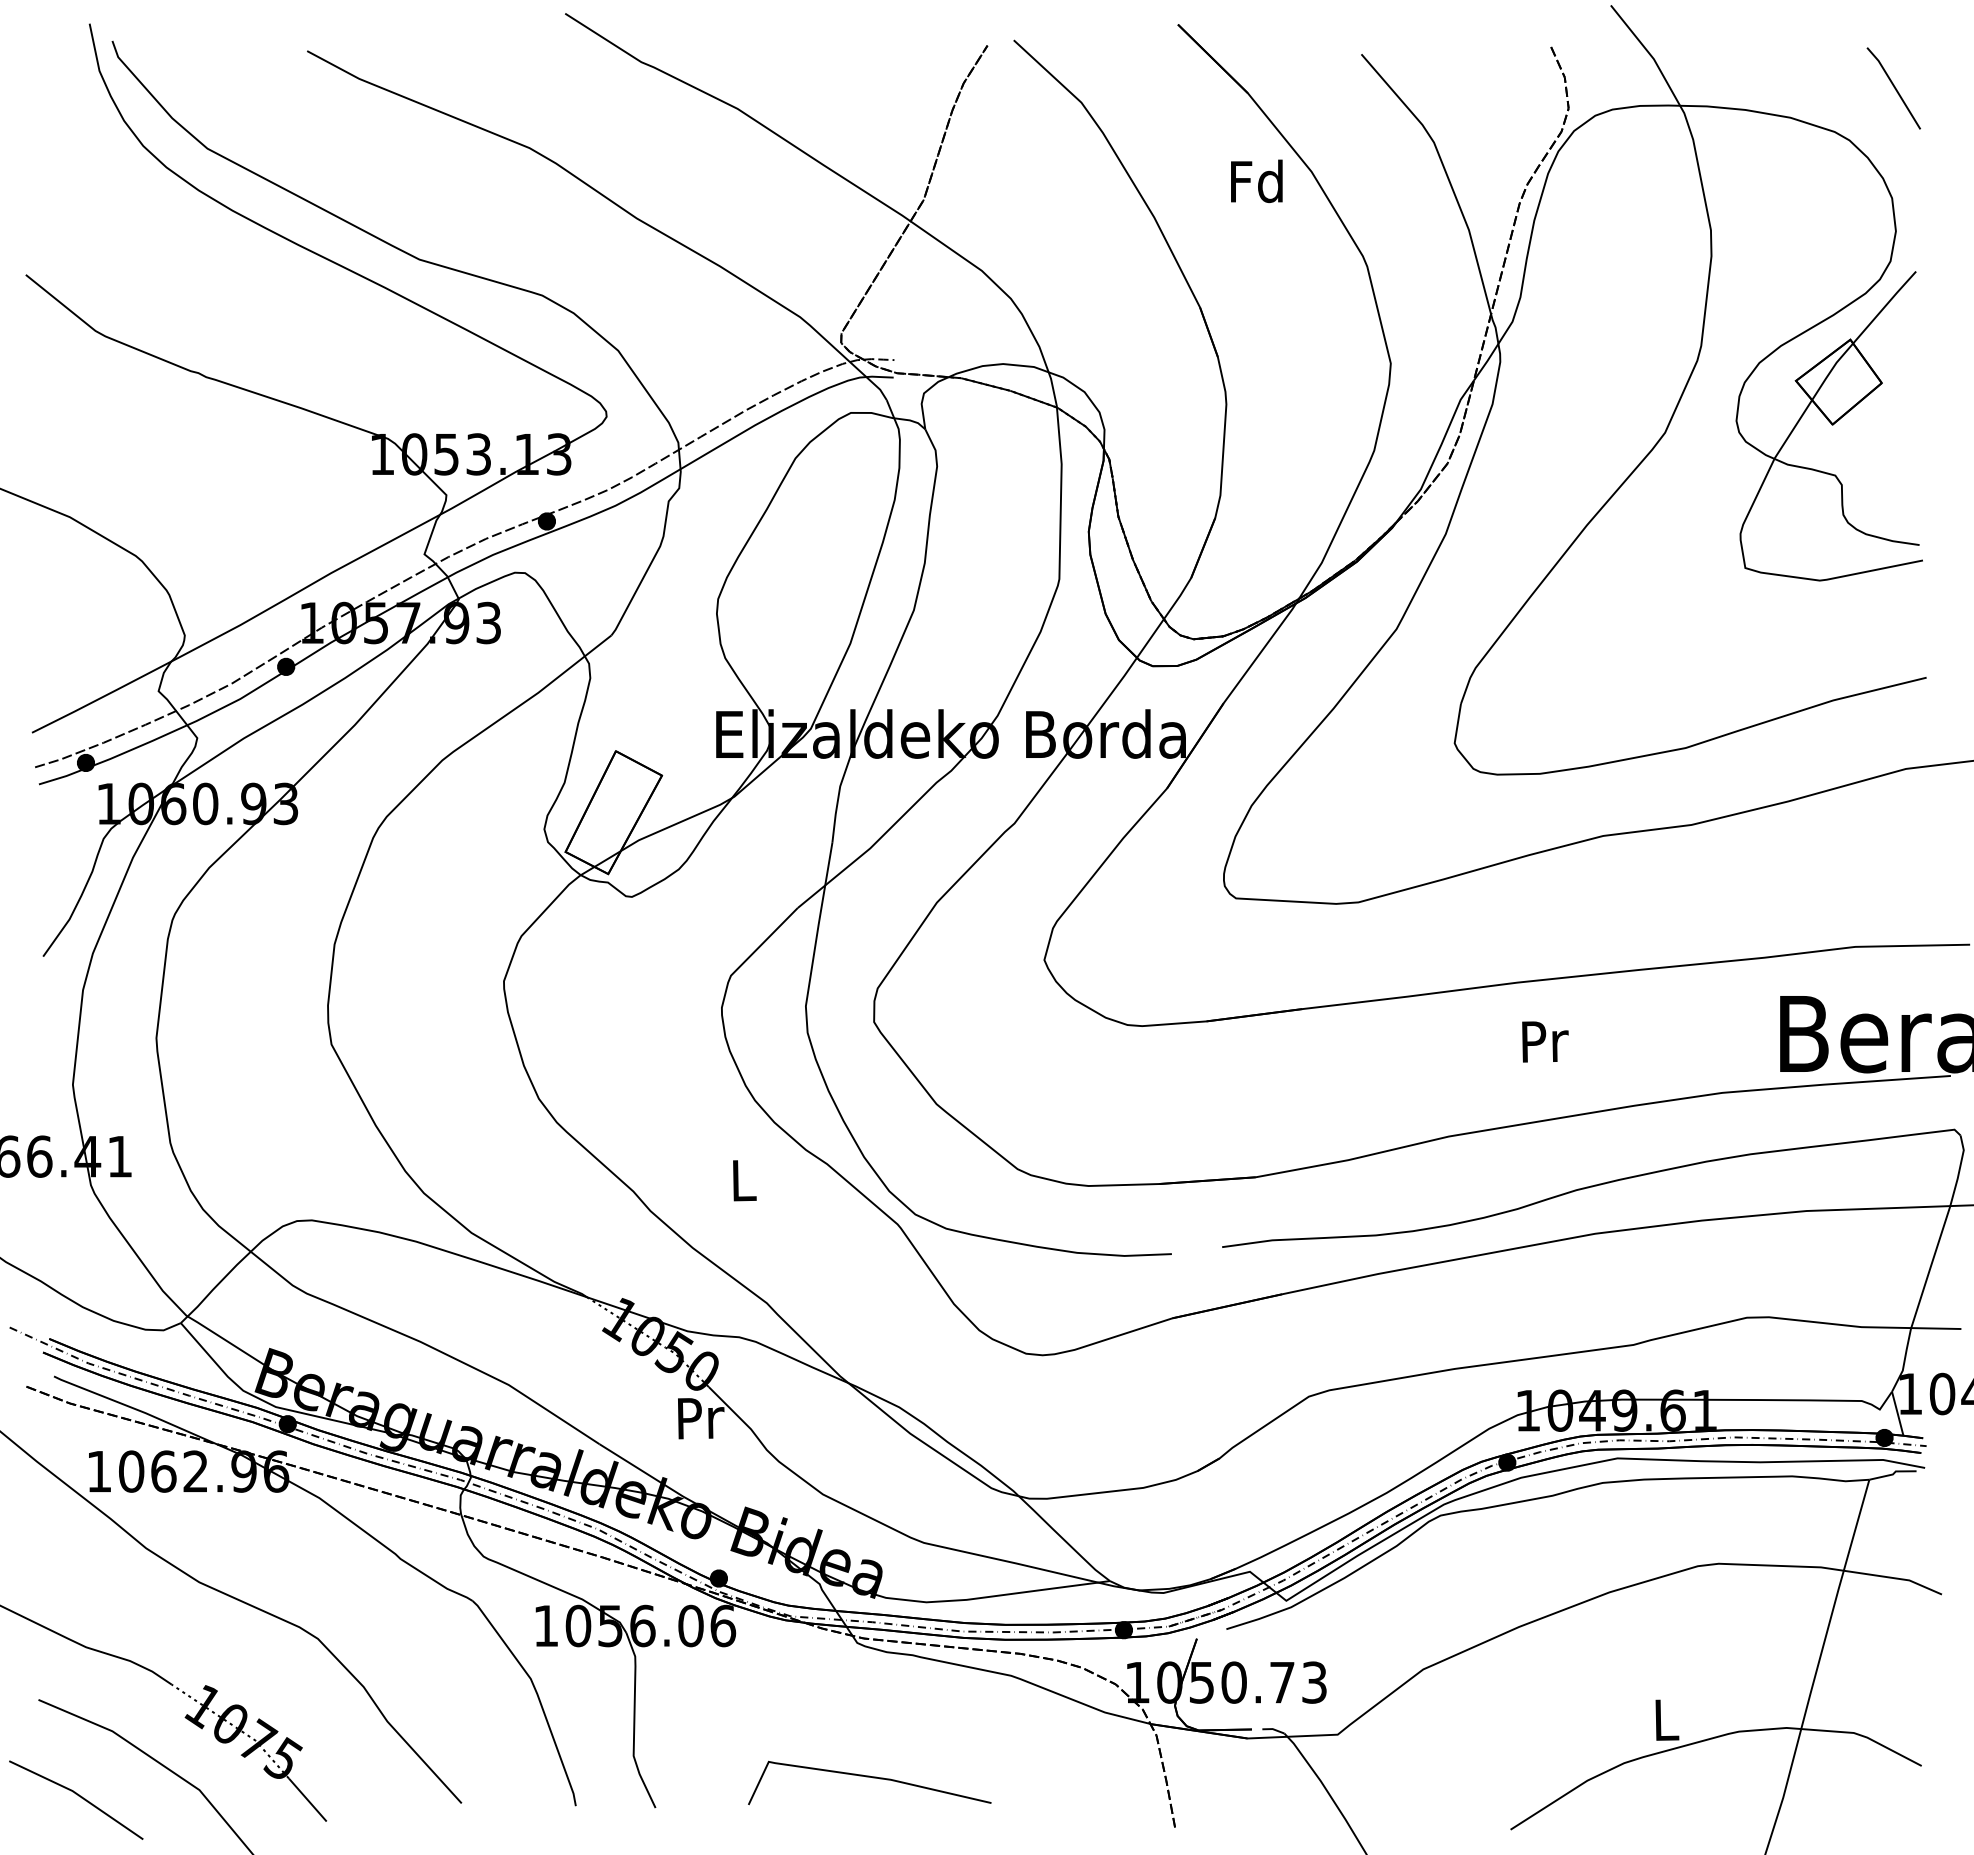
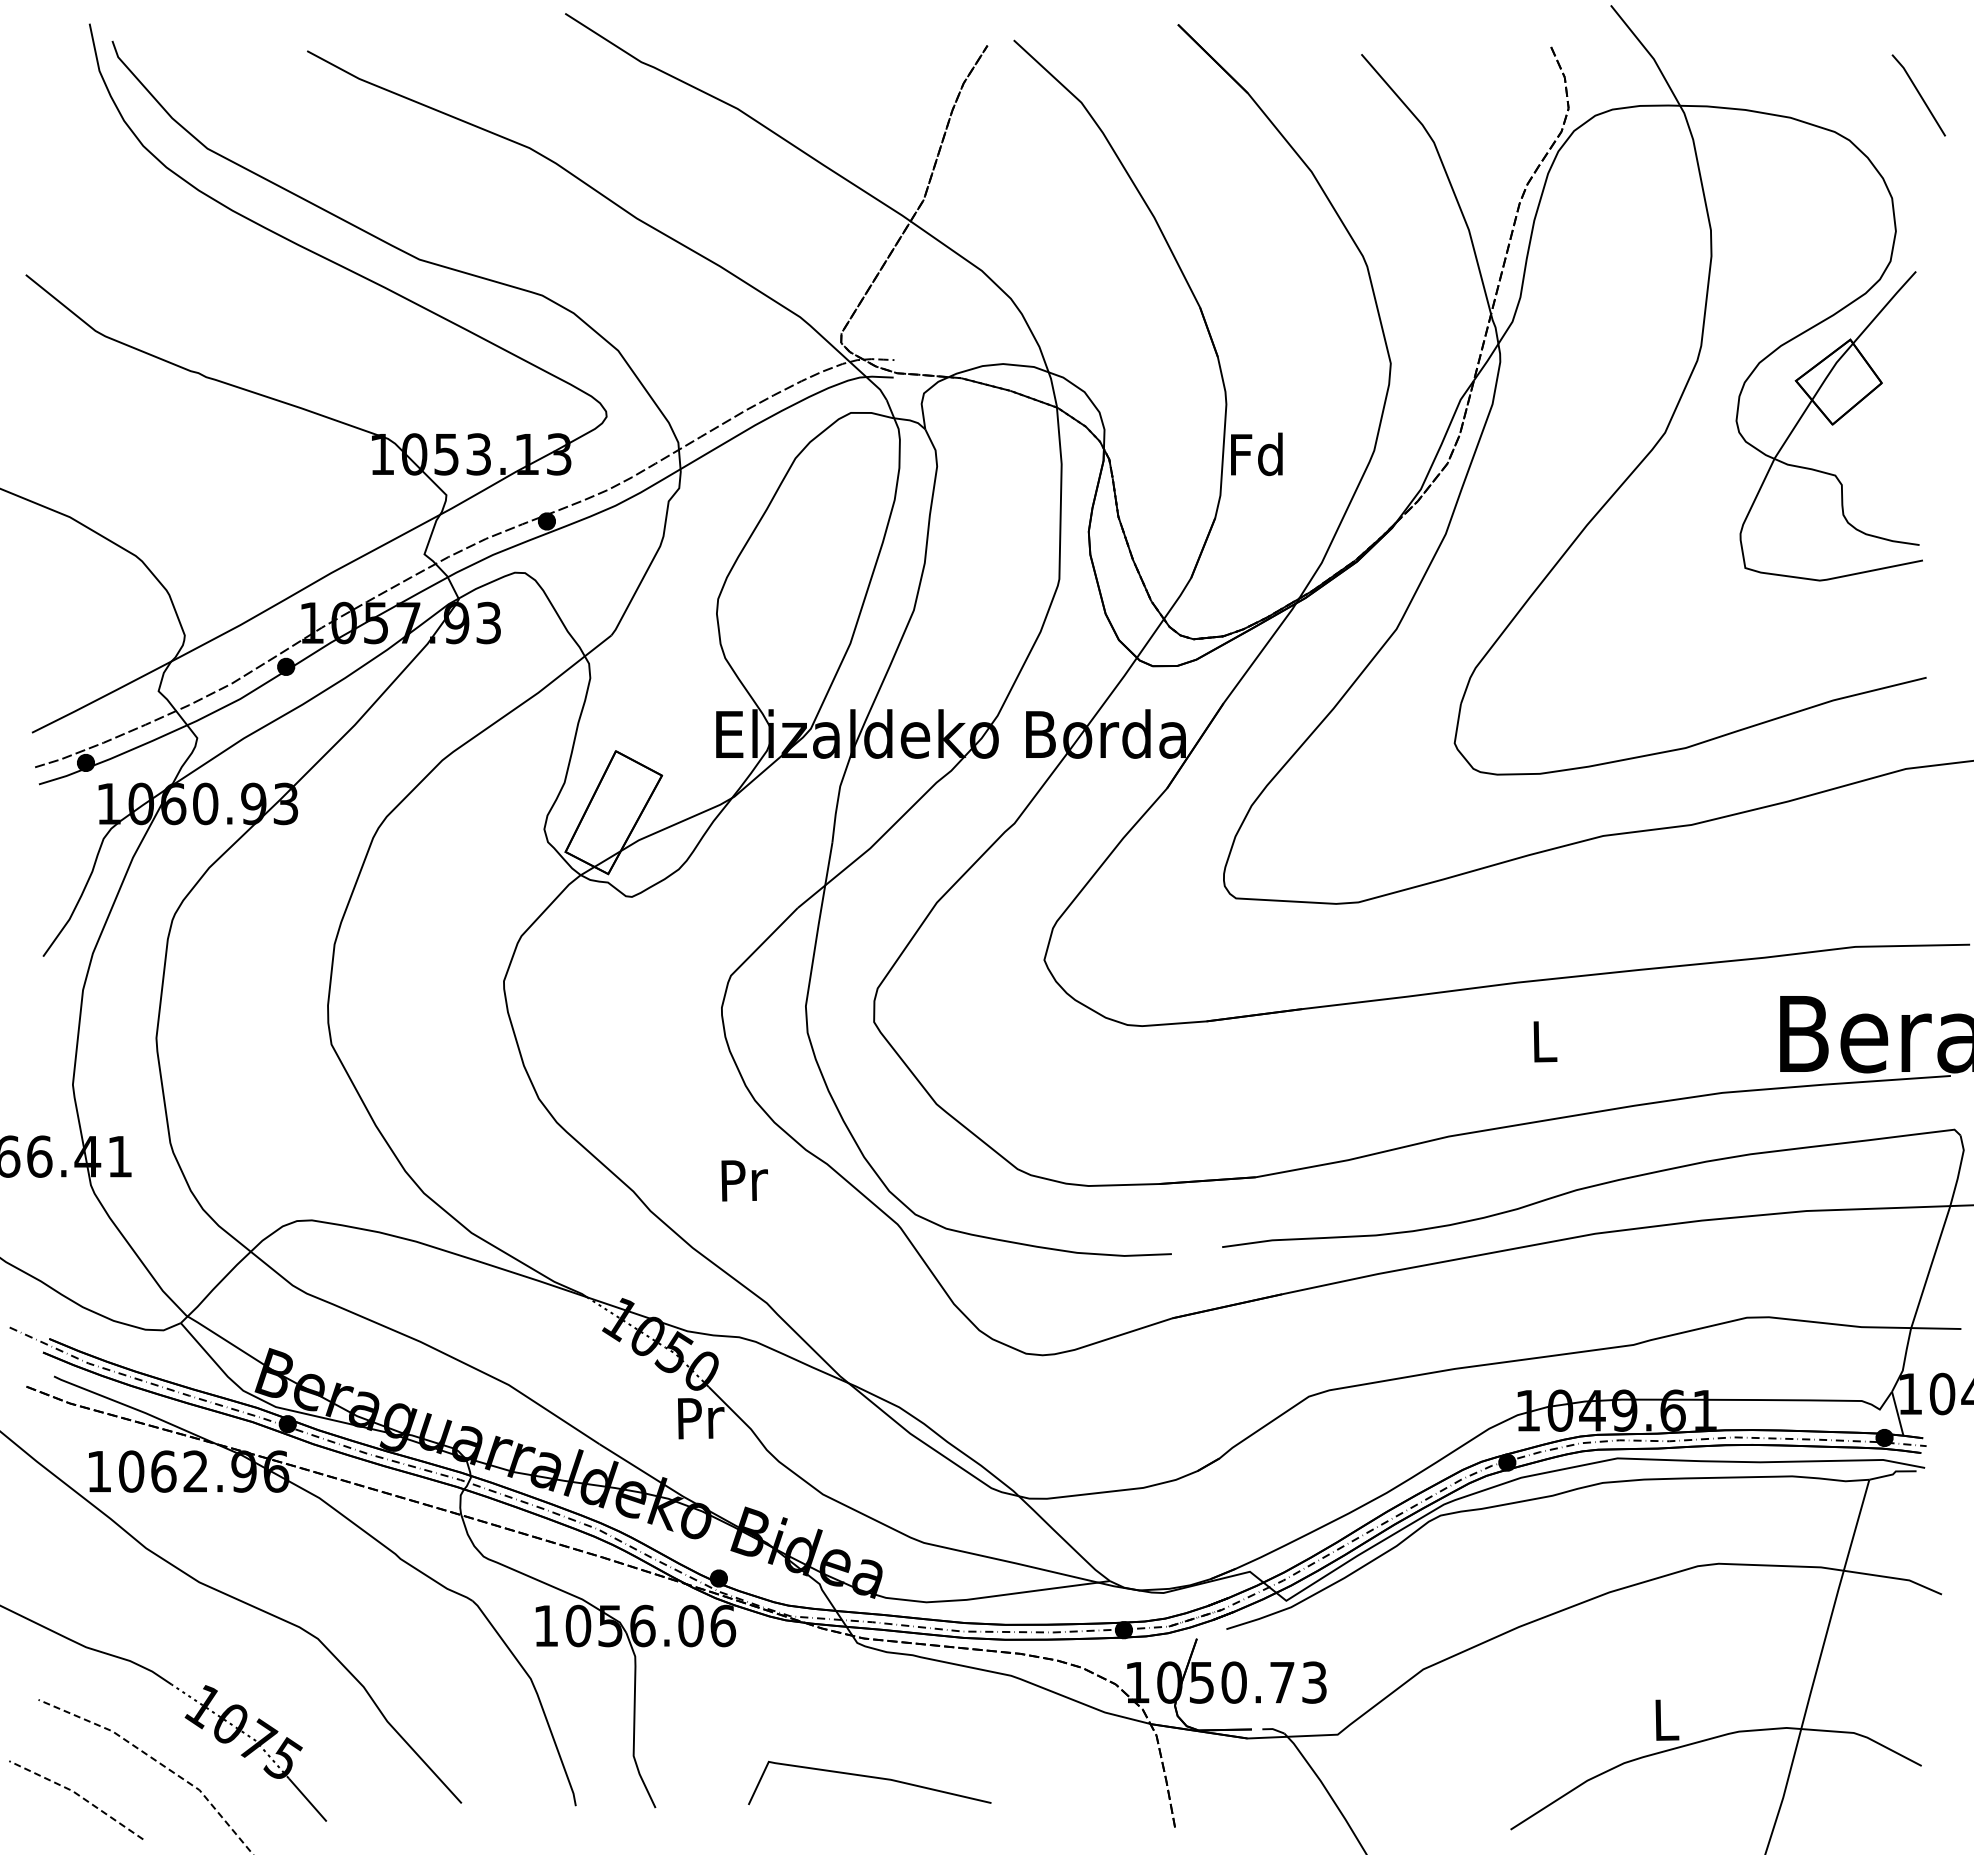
line position: (1893, 87) -> (1918, 94) (1918, 94)
text position: (1256, 181) -> (1256, 454) (1256, 454)
text: Pr -> L (1545, 1041)
text: L -> Pr (744, 1180)
line: solid -> dashed (156, 1761)
line: solid -> dashed (78, 1794)
